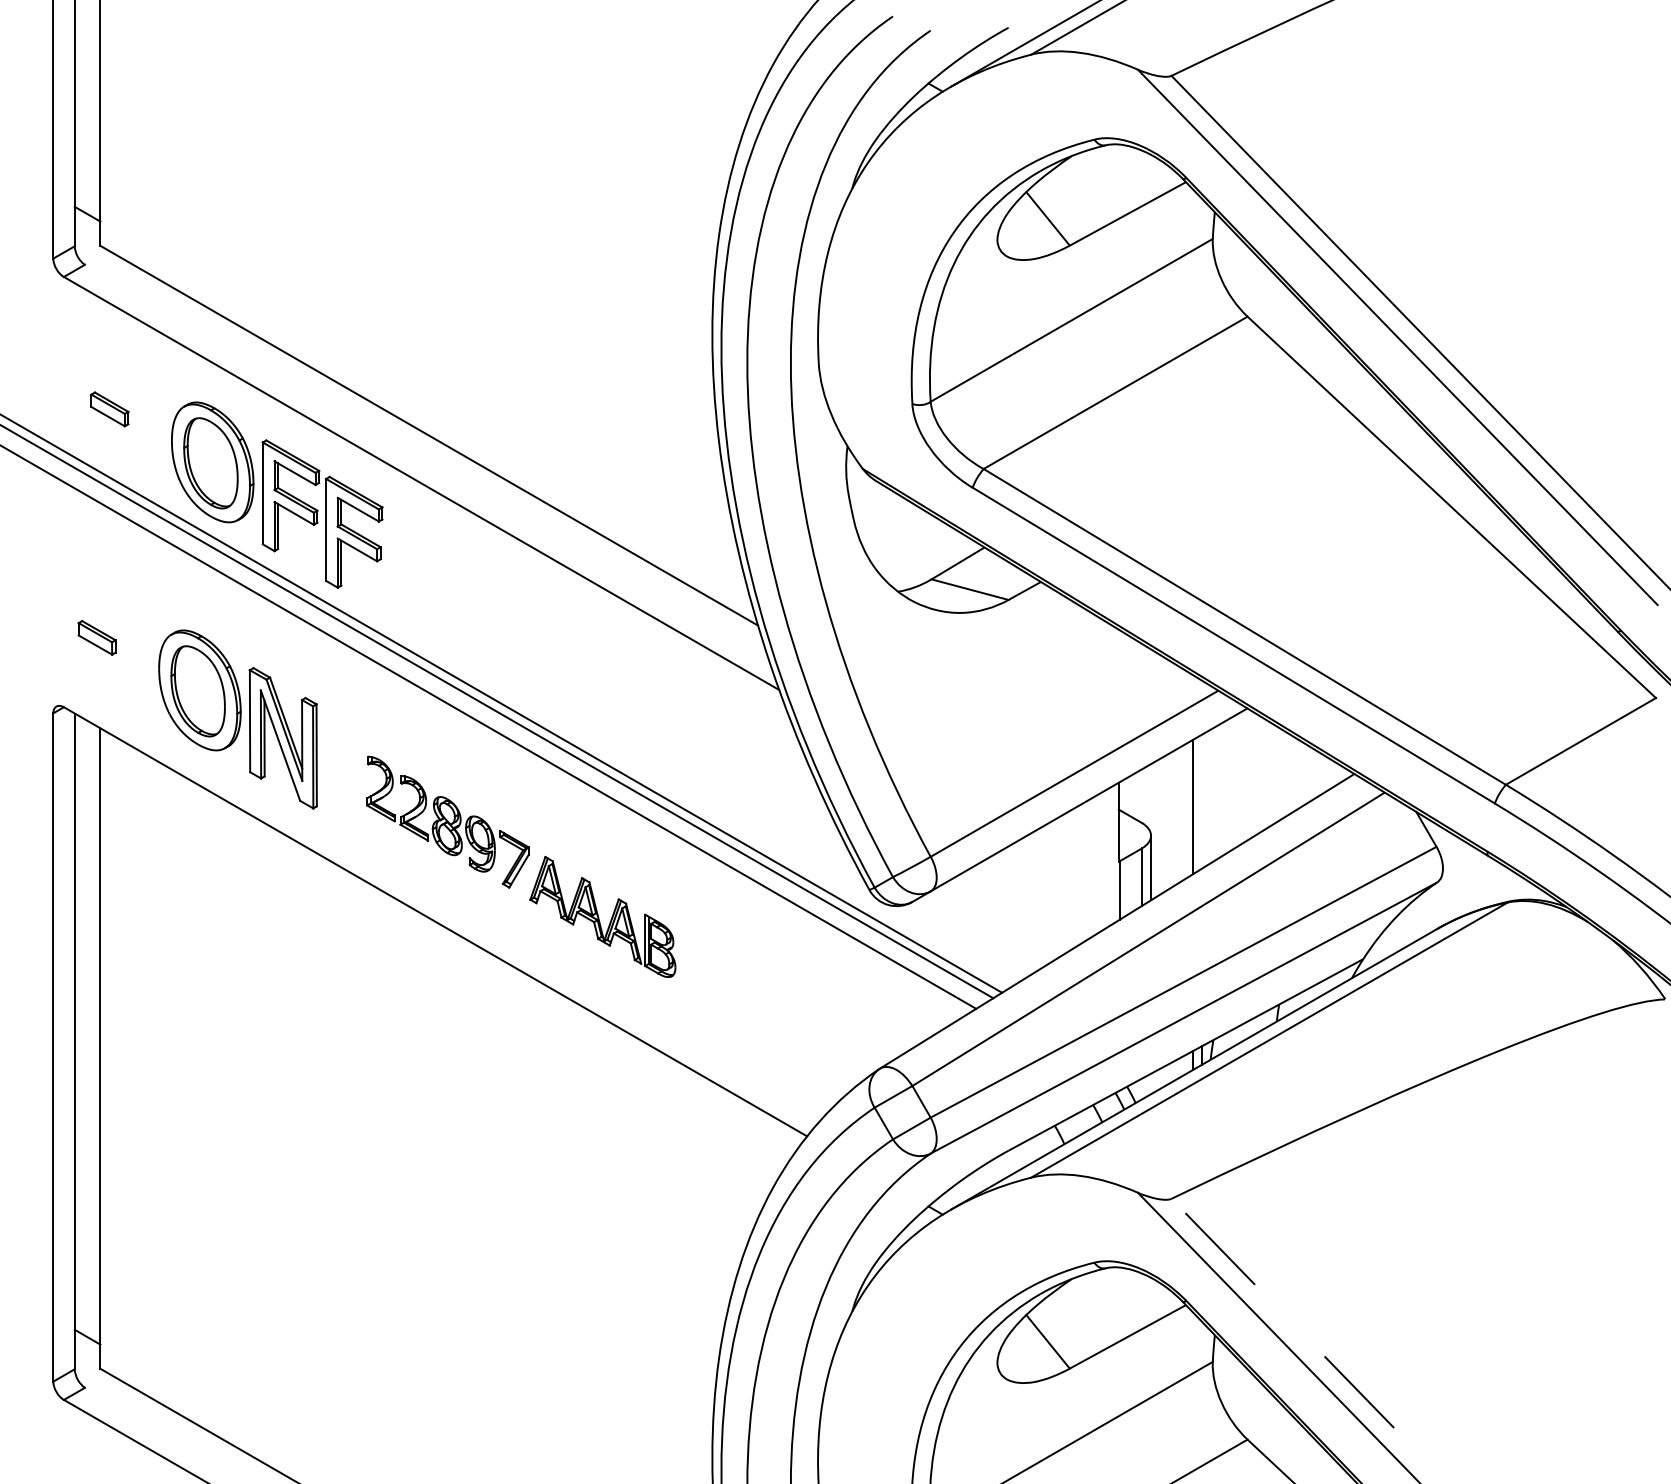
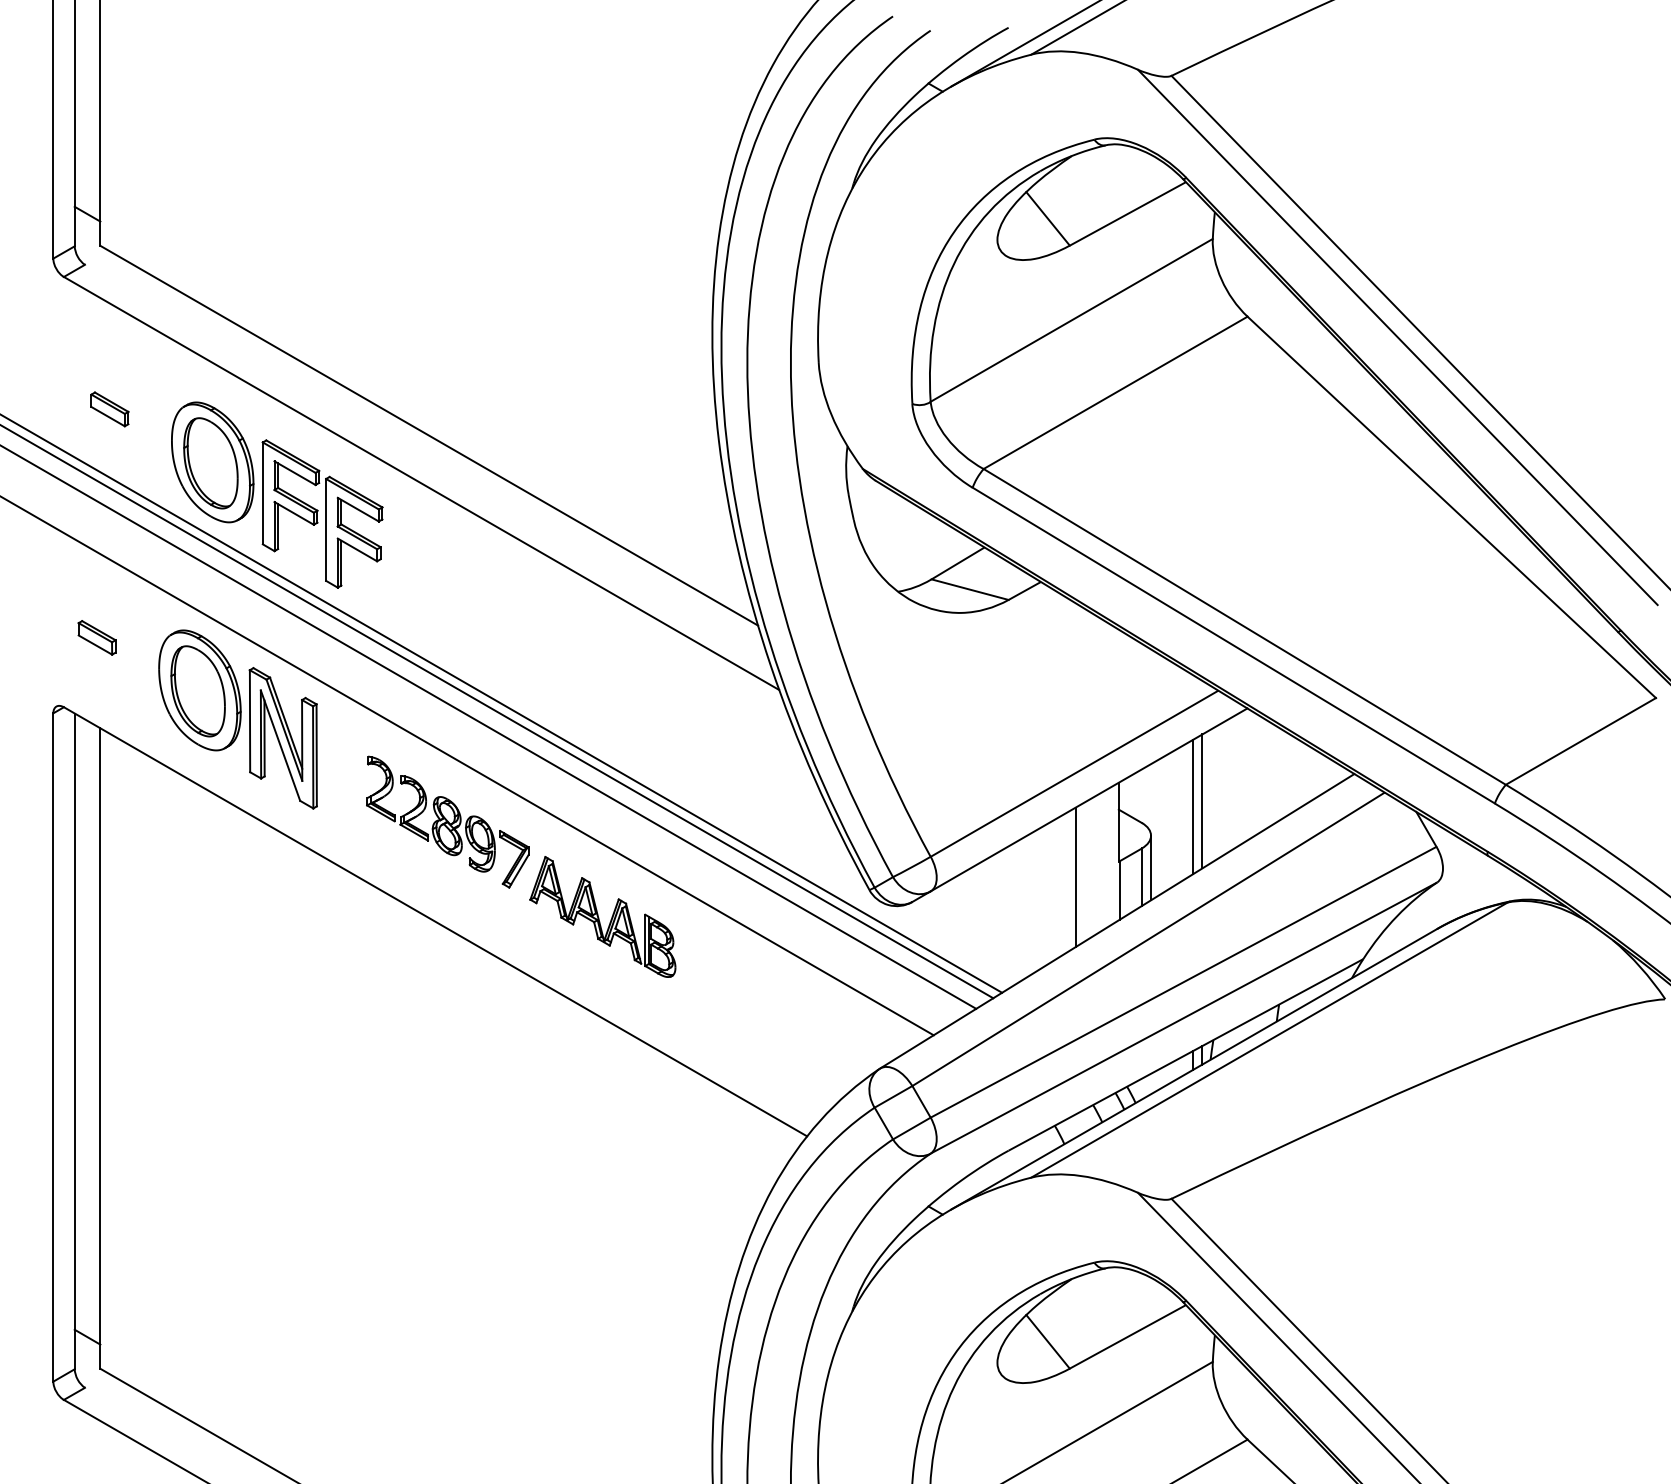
line: none -> present (467, 766)
line: none -> present (1202, 801)
line: none -> present (1075, 877)
line: dashed -> solid (1309, 1340)
